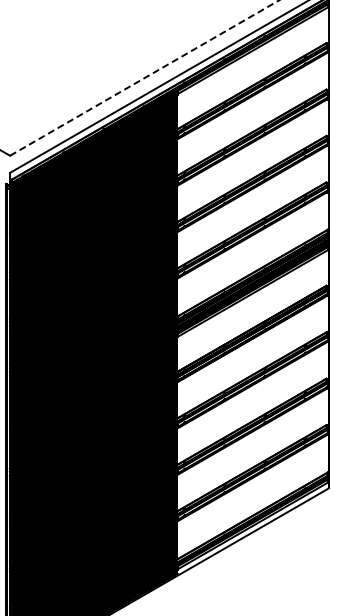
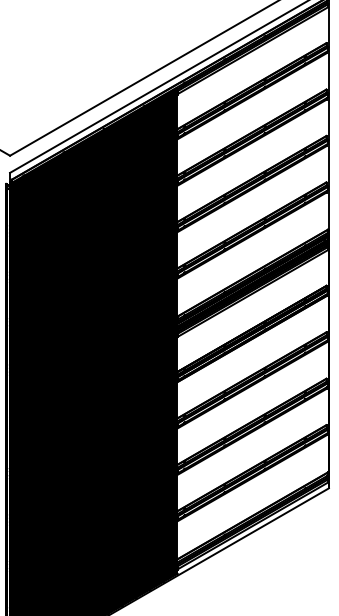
line: dashed -> solid (144, 77)
